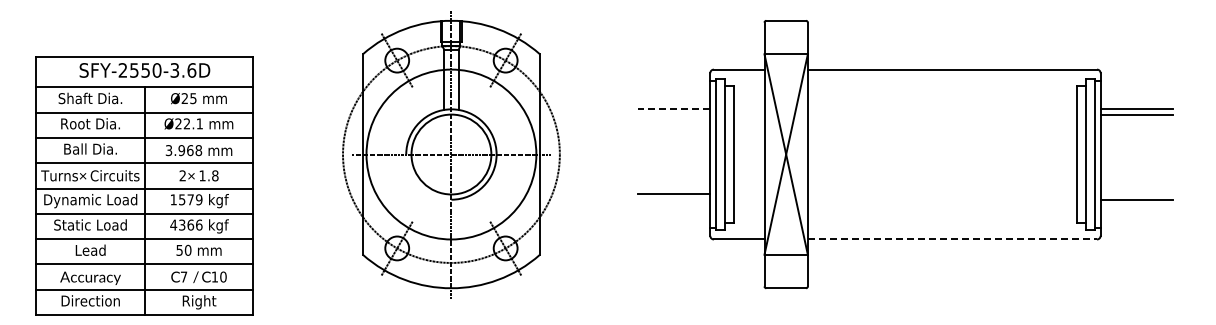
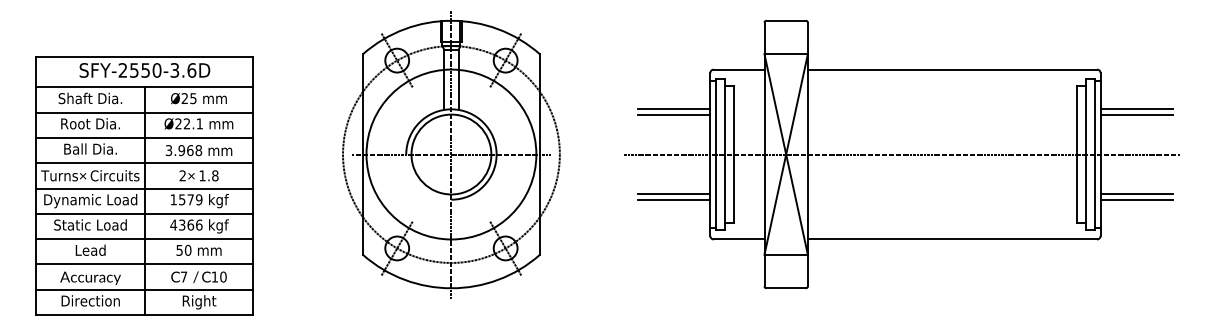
line: dashed -> solid (673, 109)
line: none -> present (673, 114)
line: none -> present (901, 154)
line: none -> present (1136, 194)
line: none -> present (673, 199)
line: dashed -> solid (952, 239)
